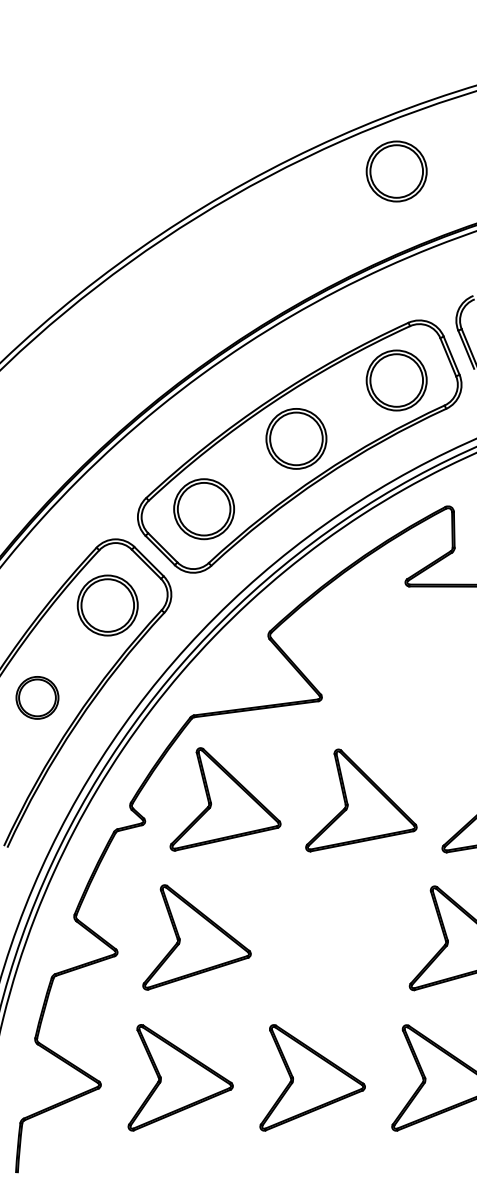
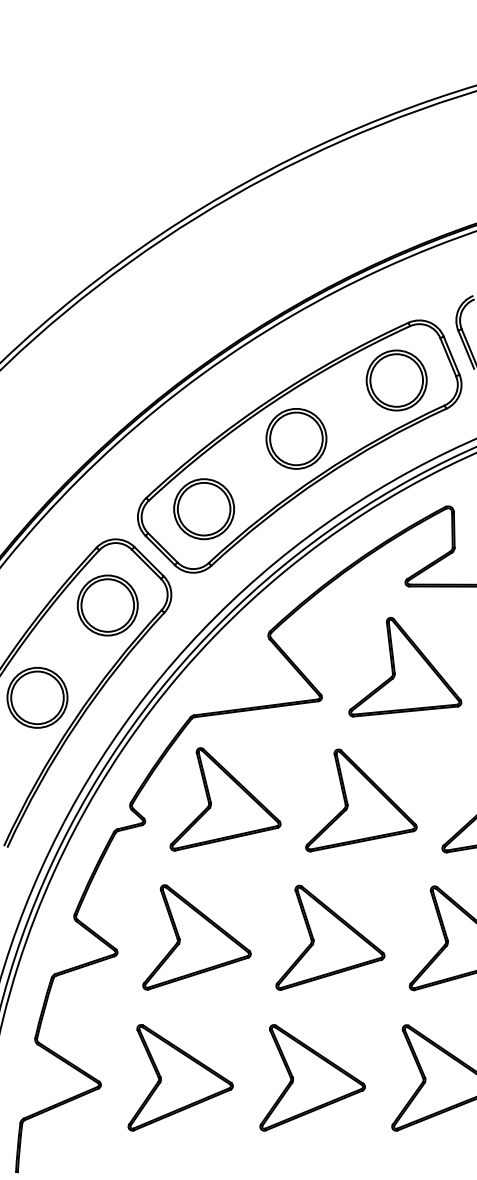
part: present -> none (396, 171)
part: none -> present (405, 667)
part size: 45x44 px -> 63x62 px (37, 697)
part: none -> present (330, 937)
